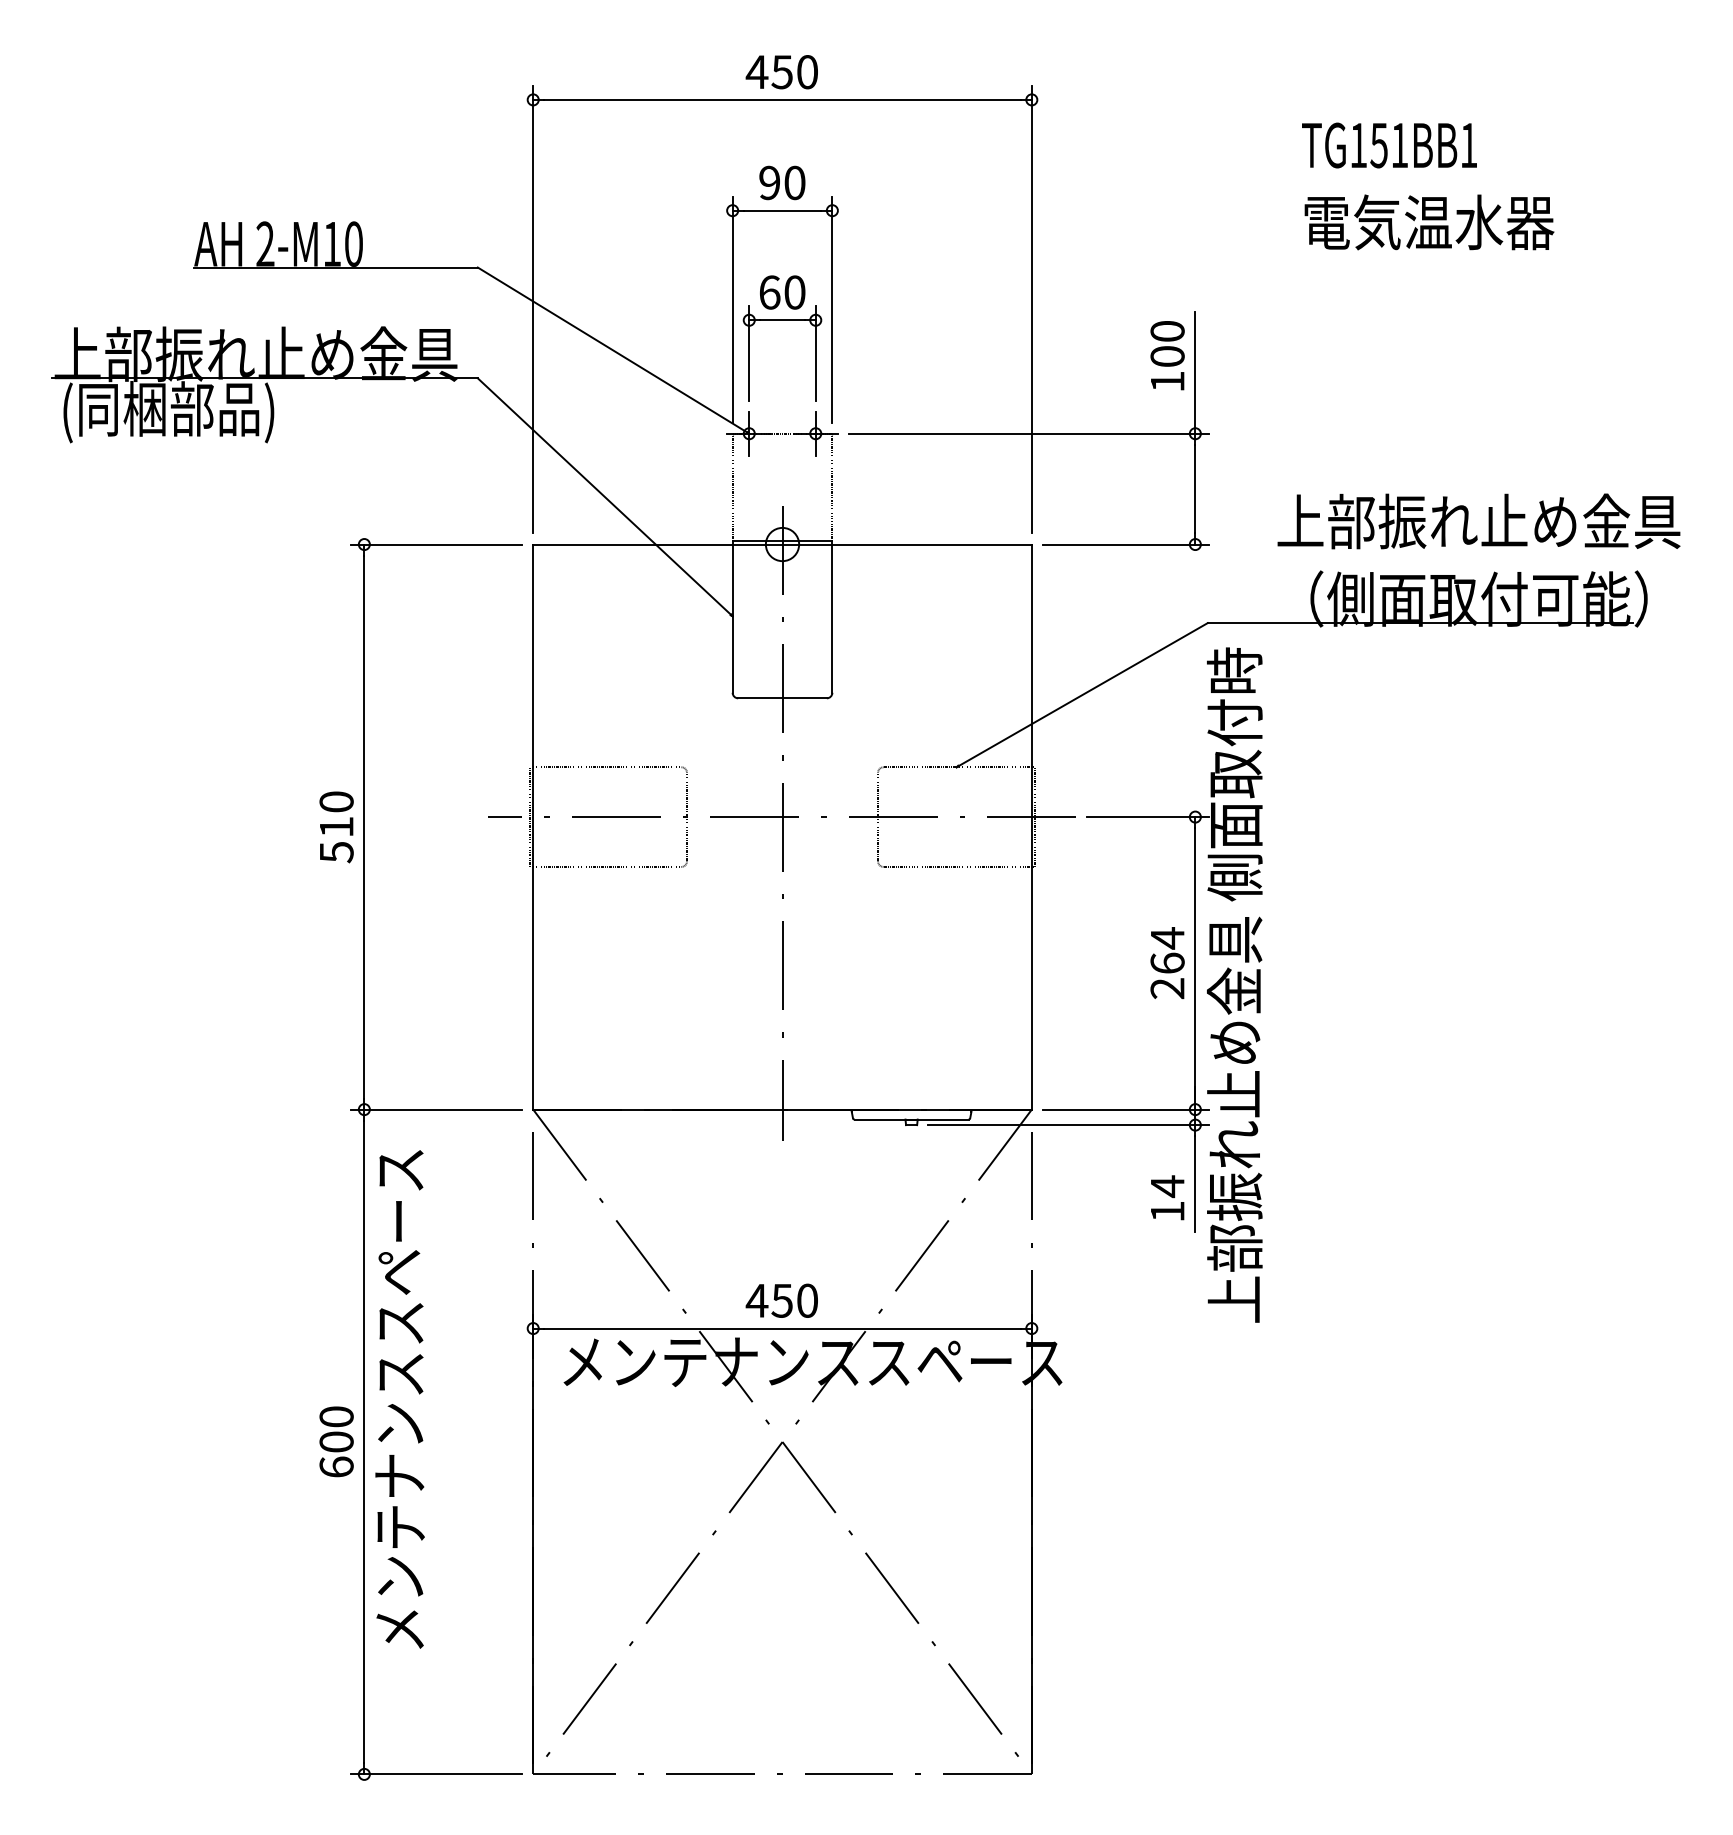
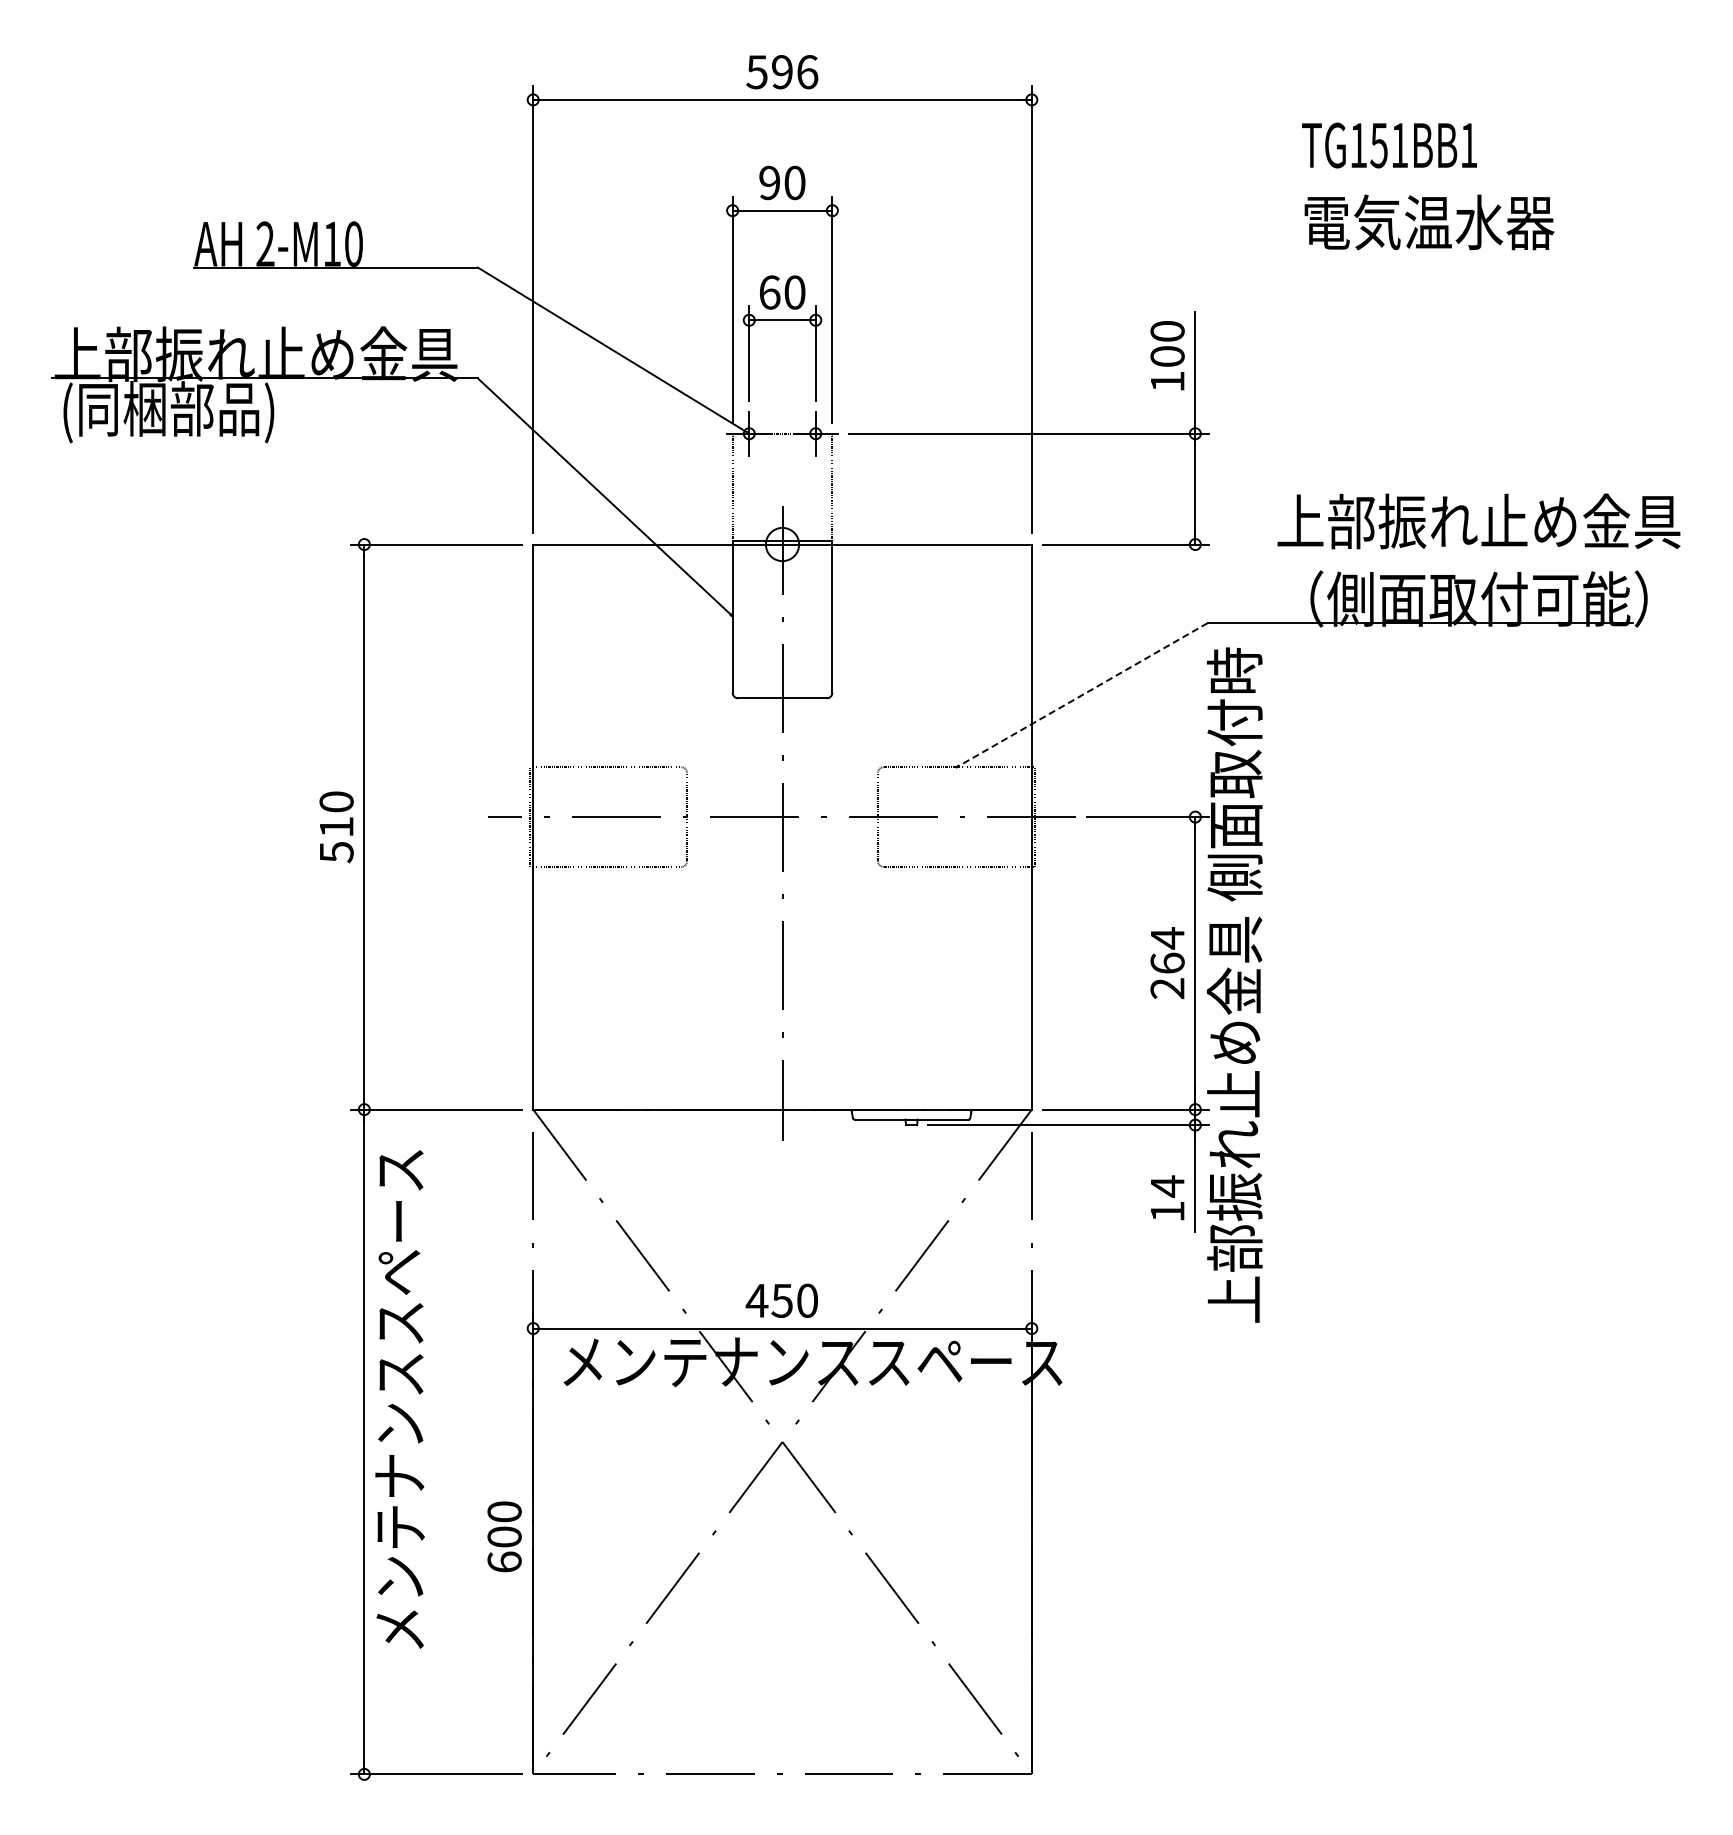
text: 450 -> 596 (781, 72)
line: solid -> dashed (1082, 695)
text position: (336, 1441) -> (504, 1536) (504, 1536)
